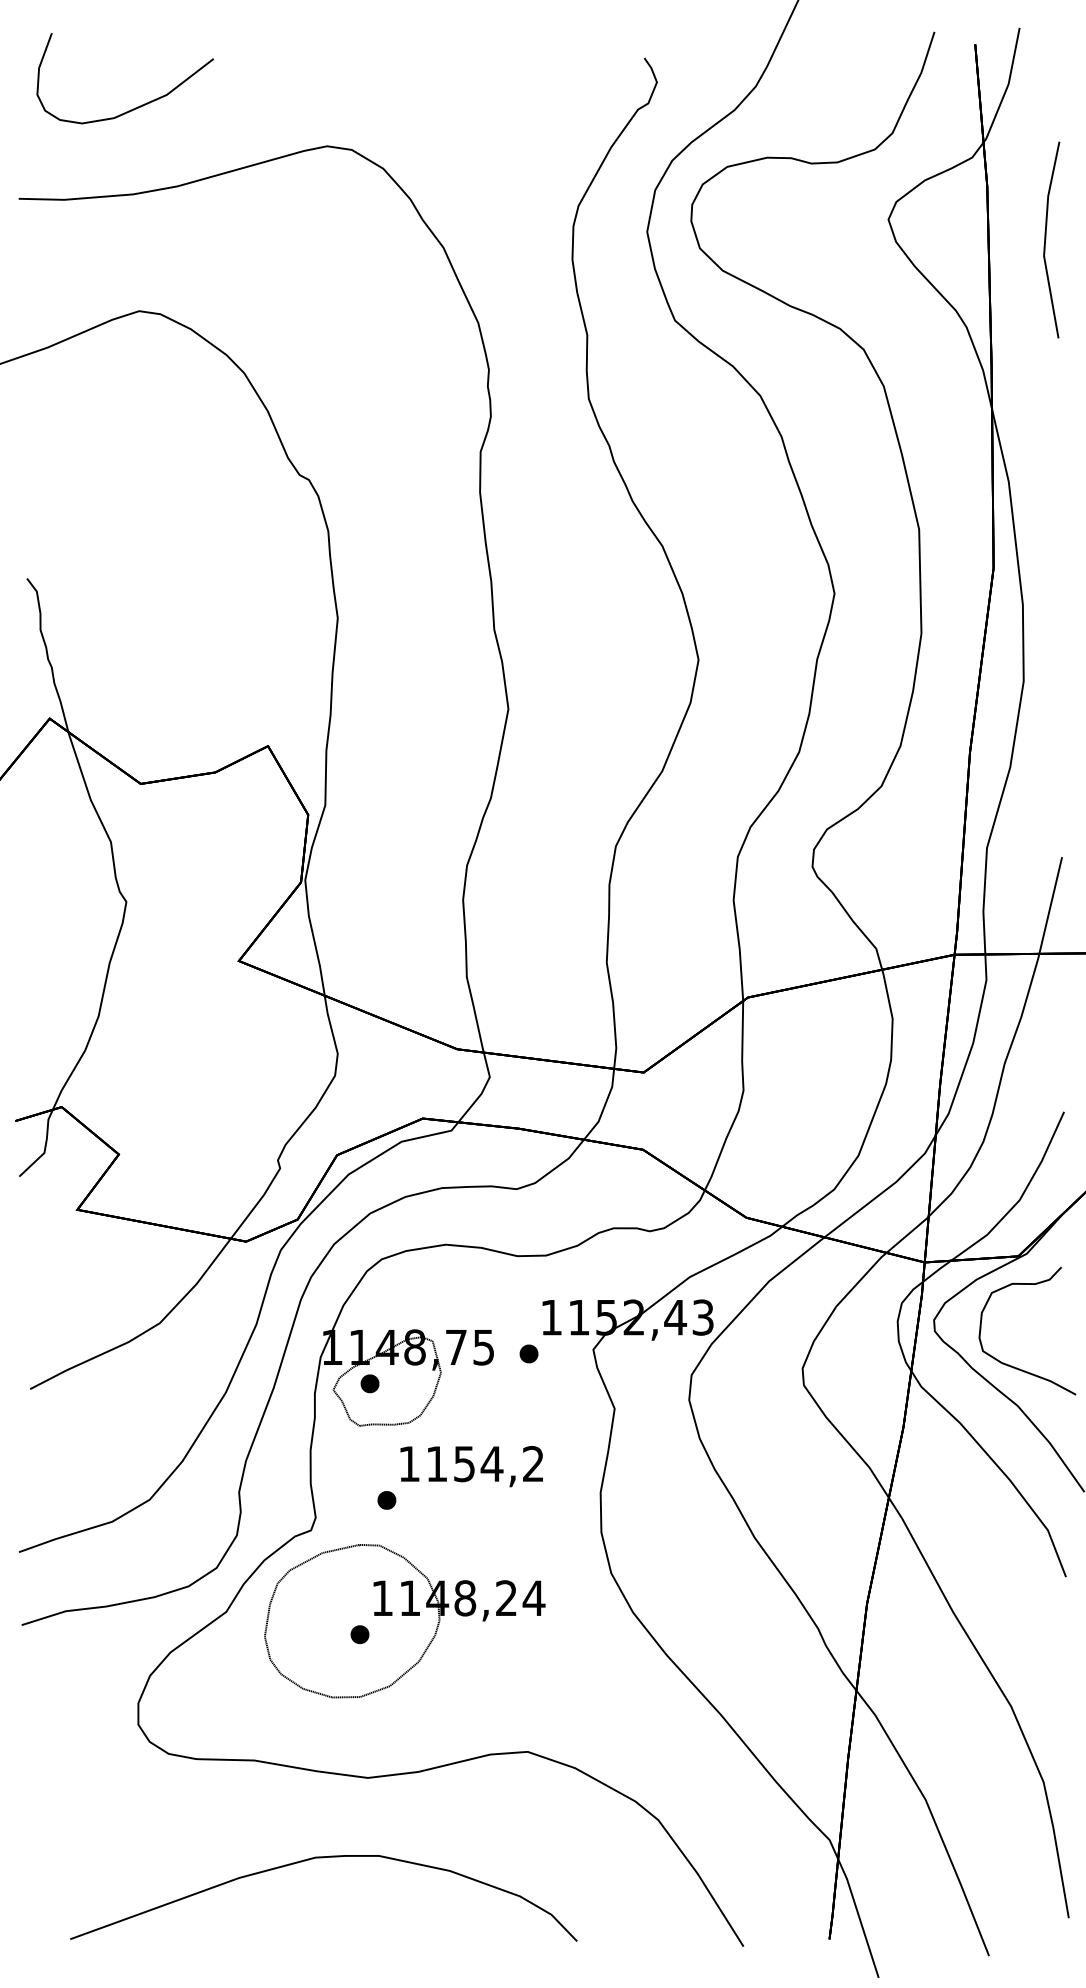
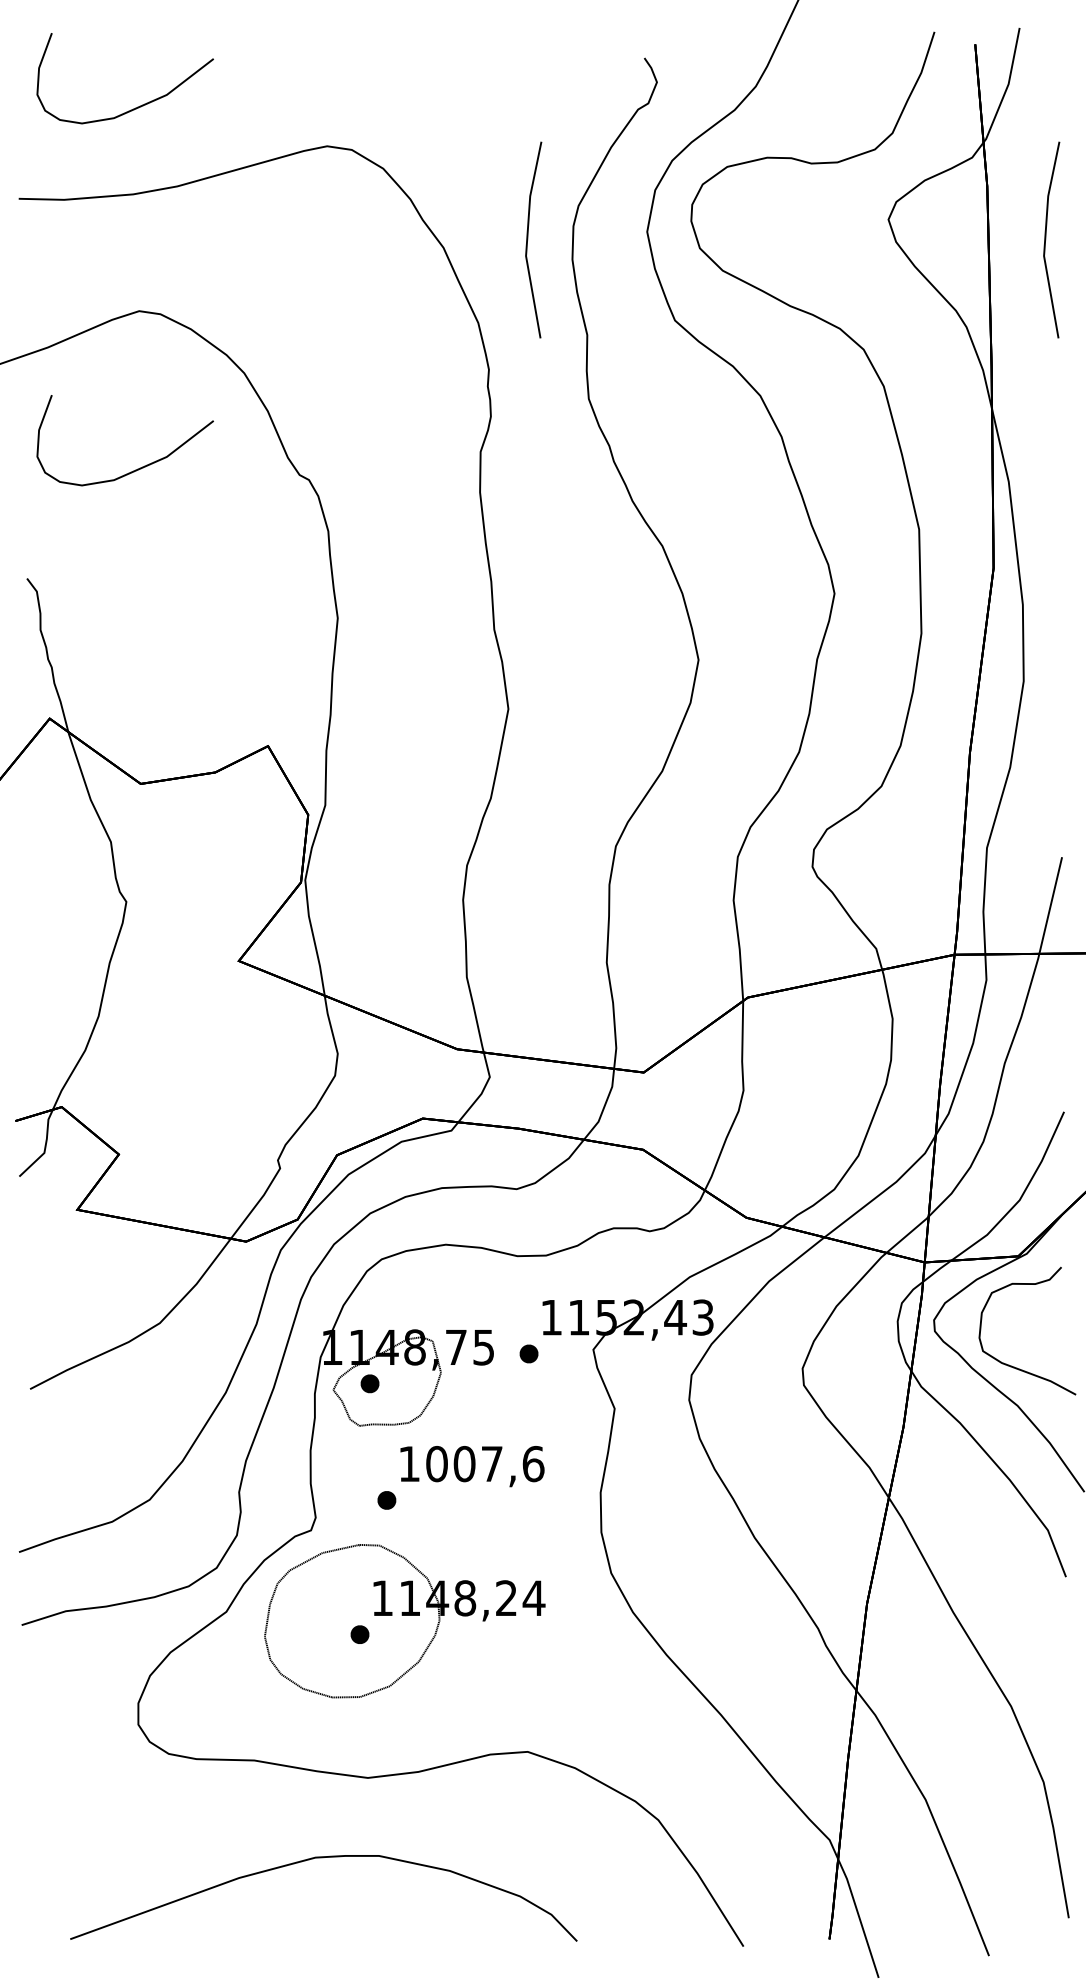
line: none -> present (528, 239)
curve: none -> present (137, 468)
text: 1154,2 -> 1007,6 (485, 1463)
